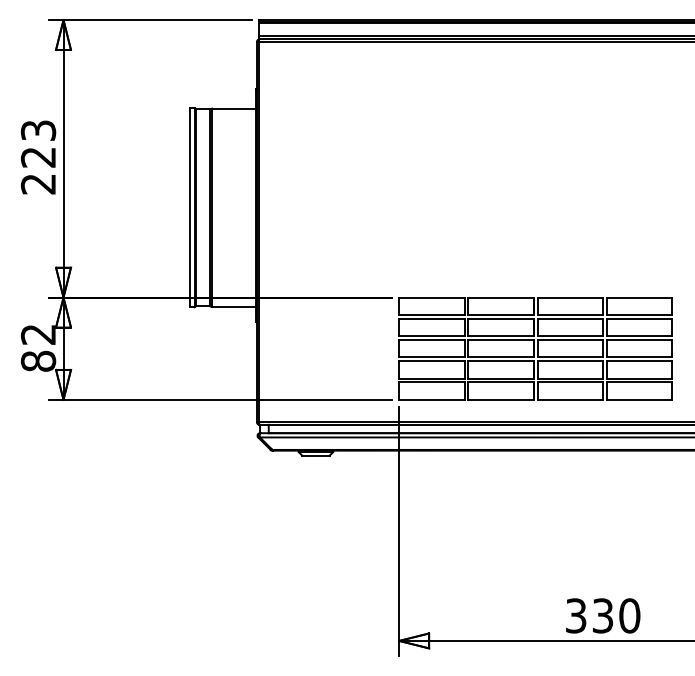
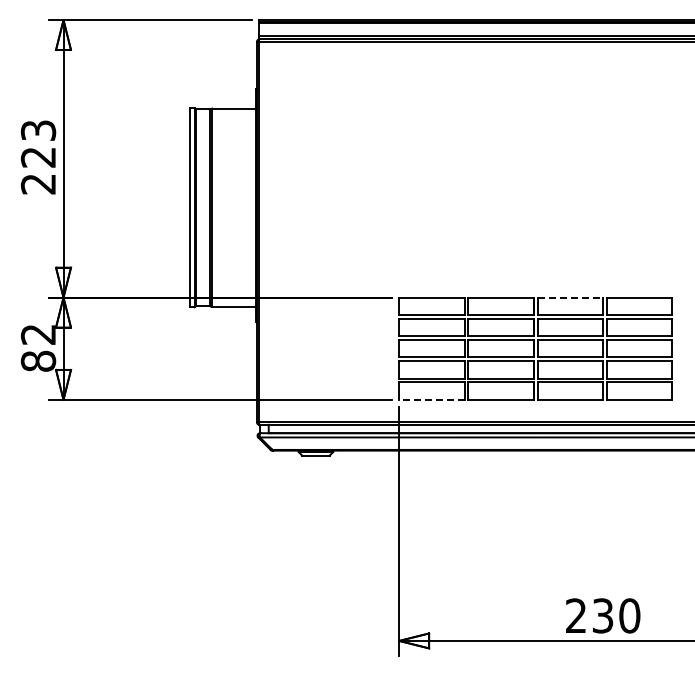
line: solid -> dashed (570, 297)
line: solid -> dashed (431, 399)
text: 330 -> 230 (576, 615)
